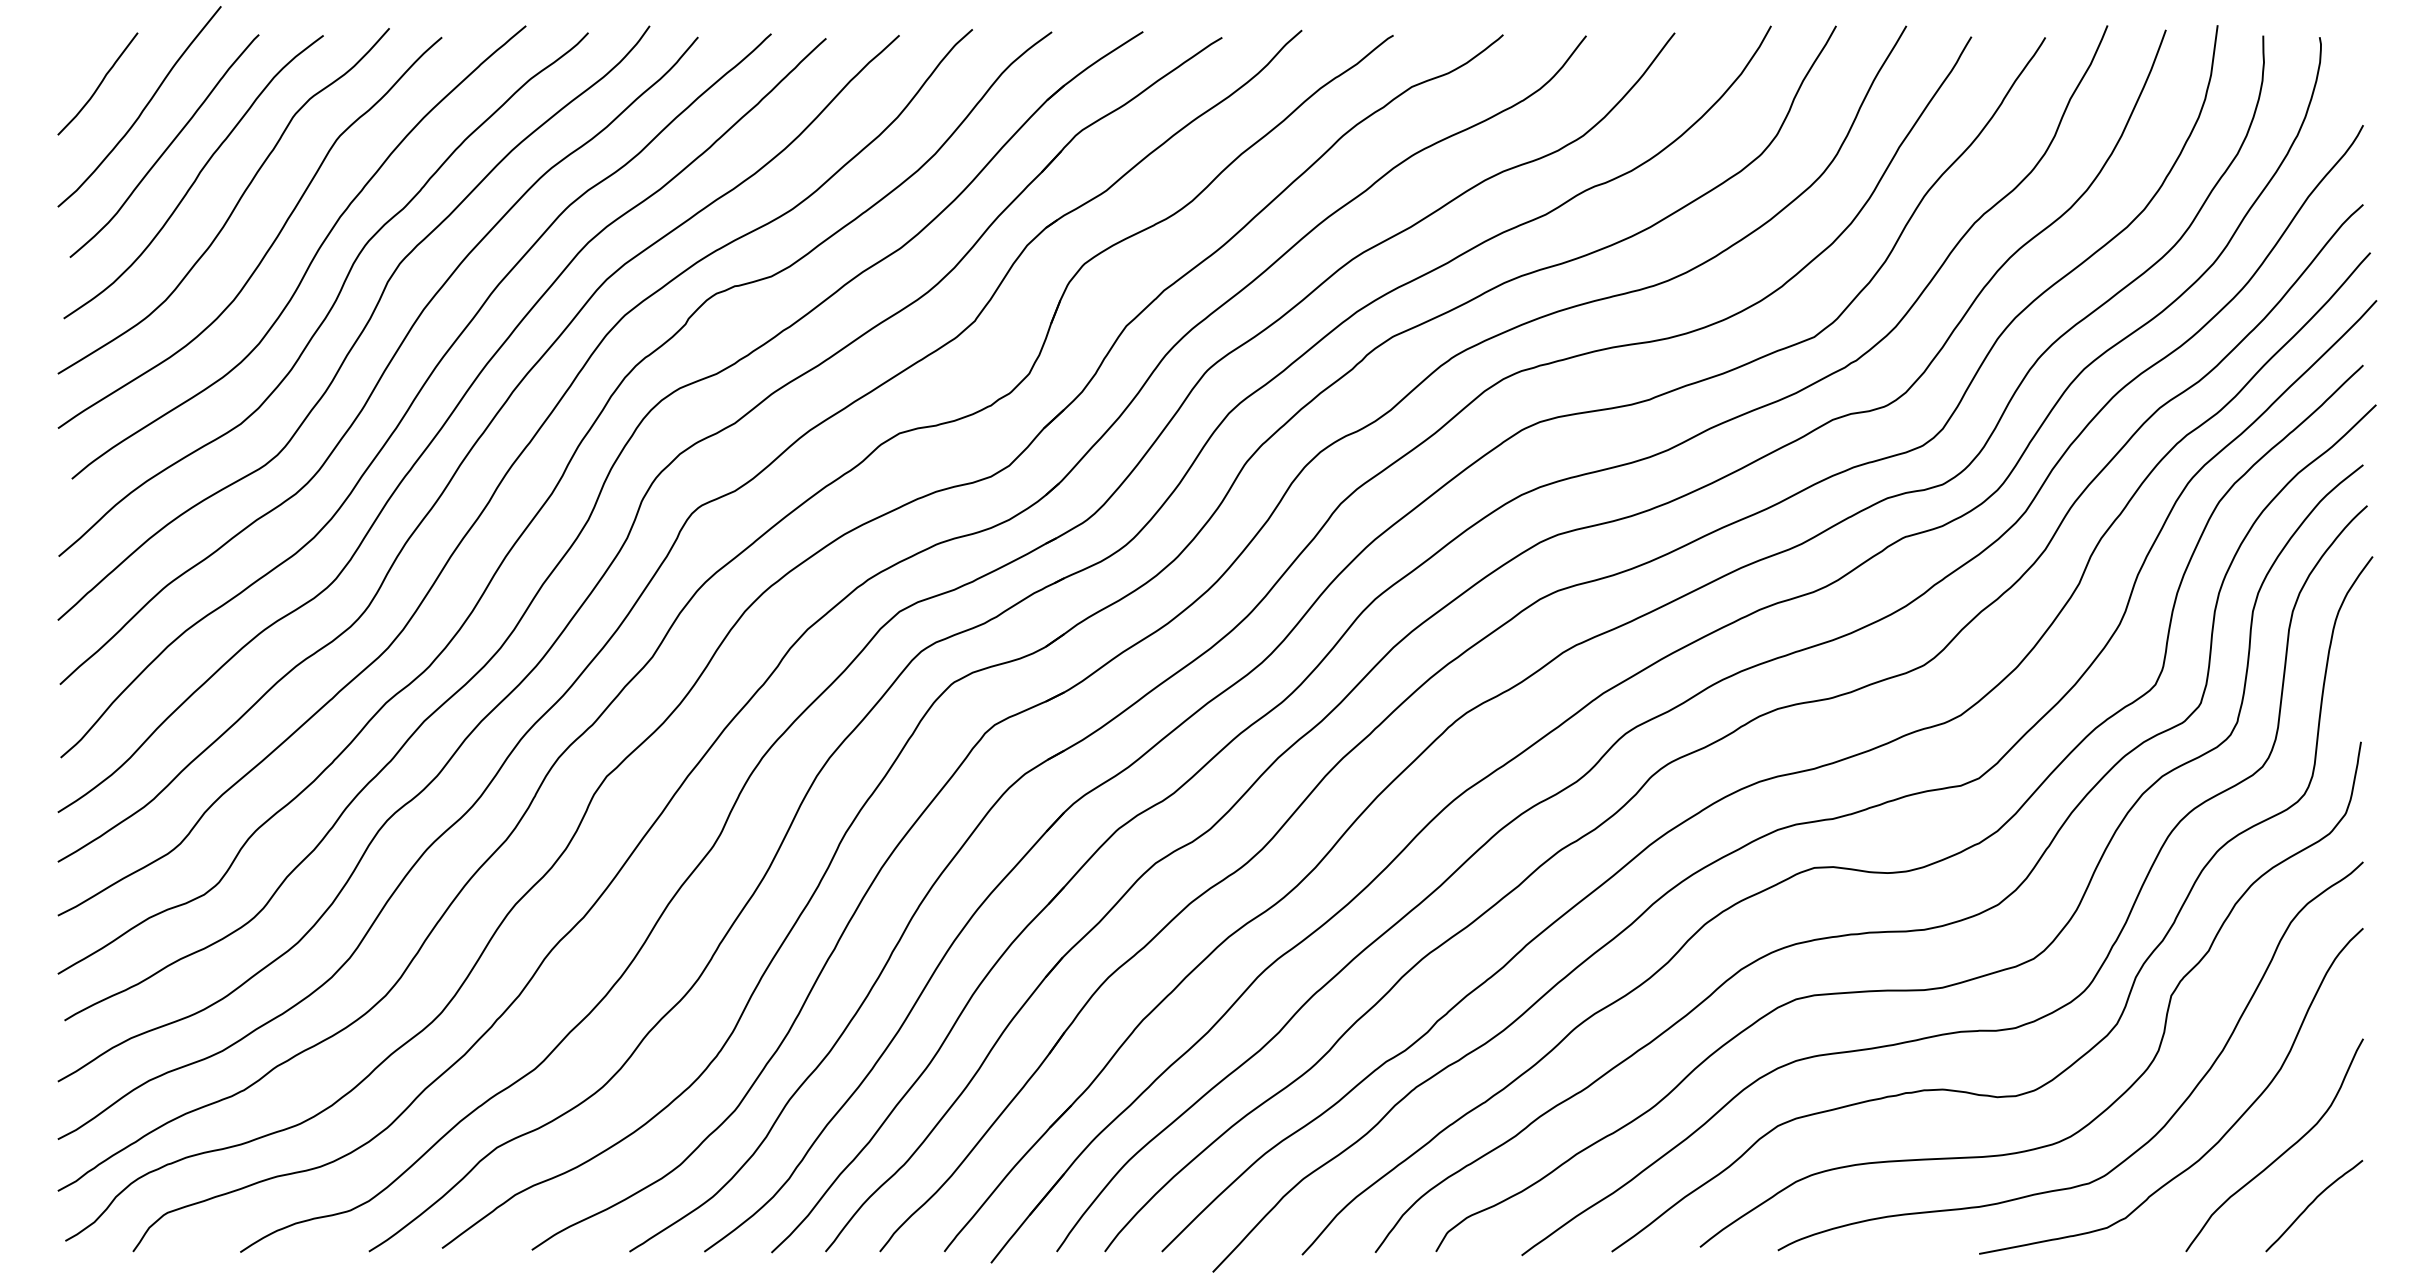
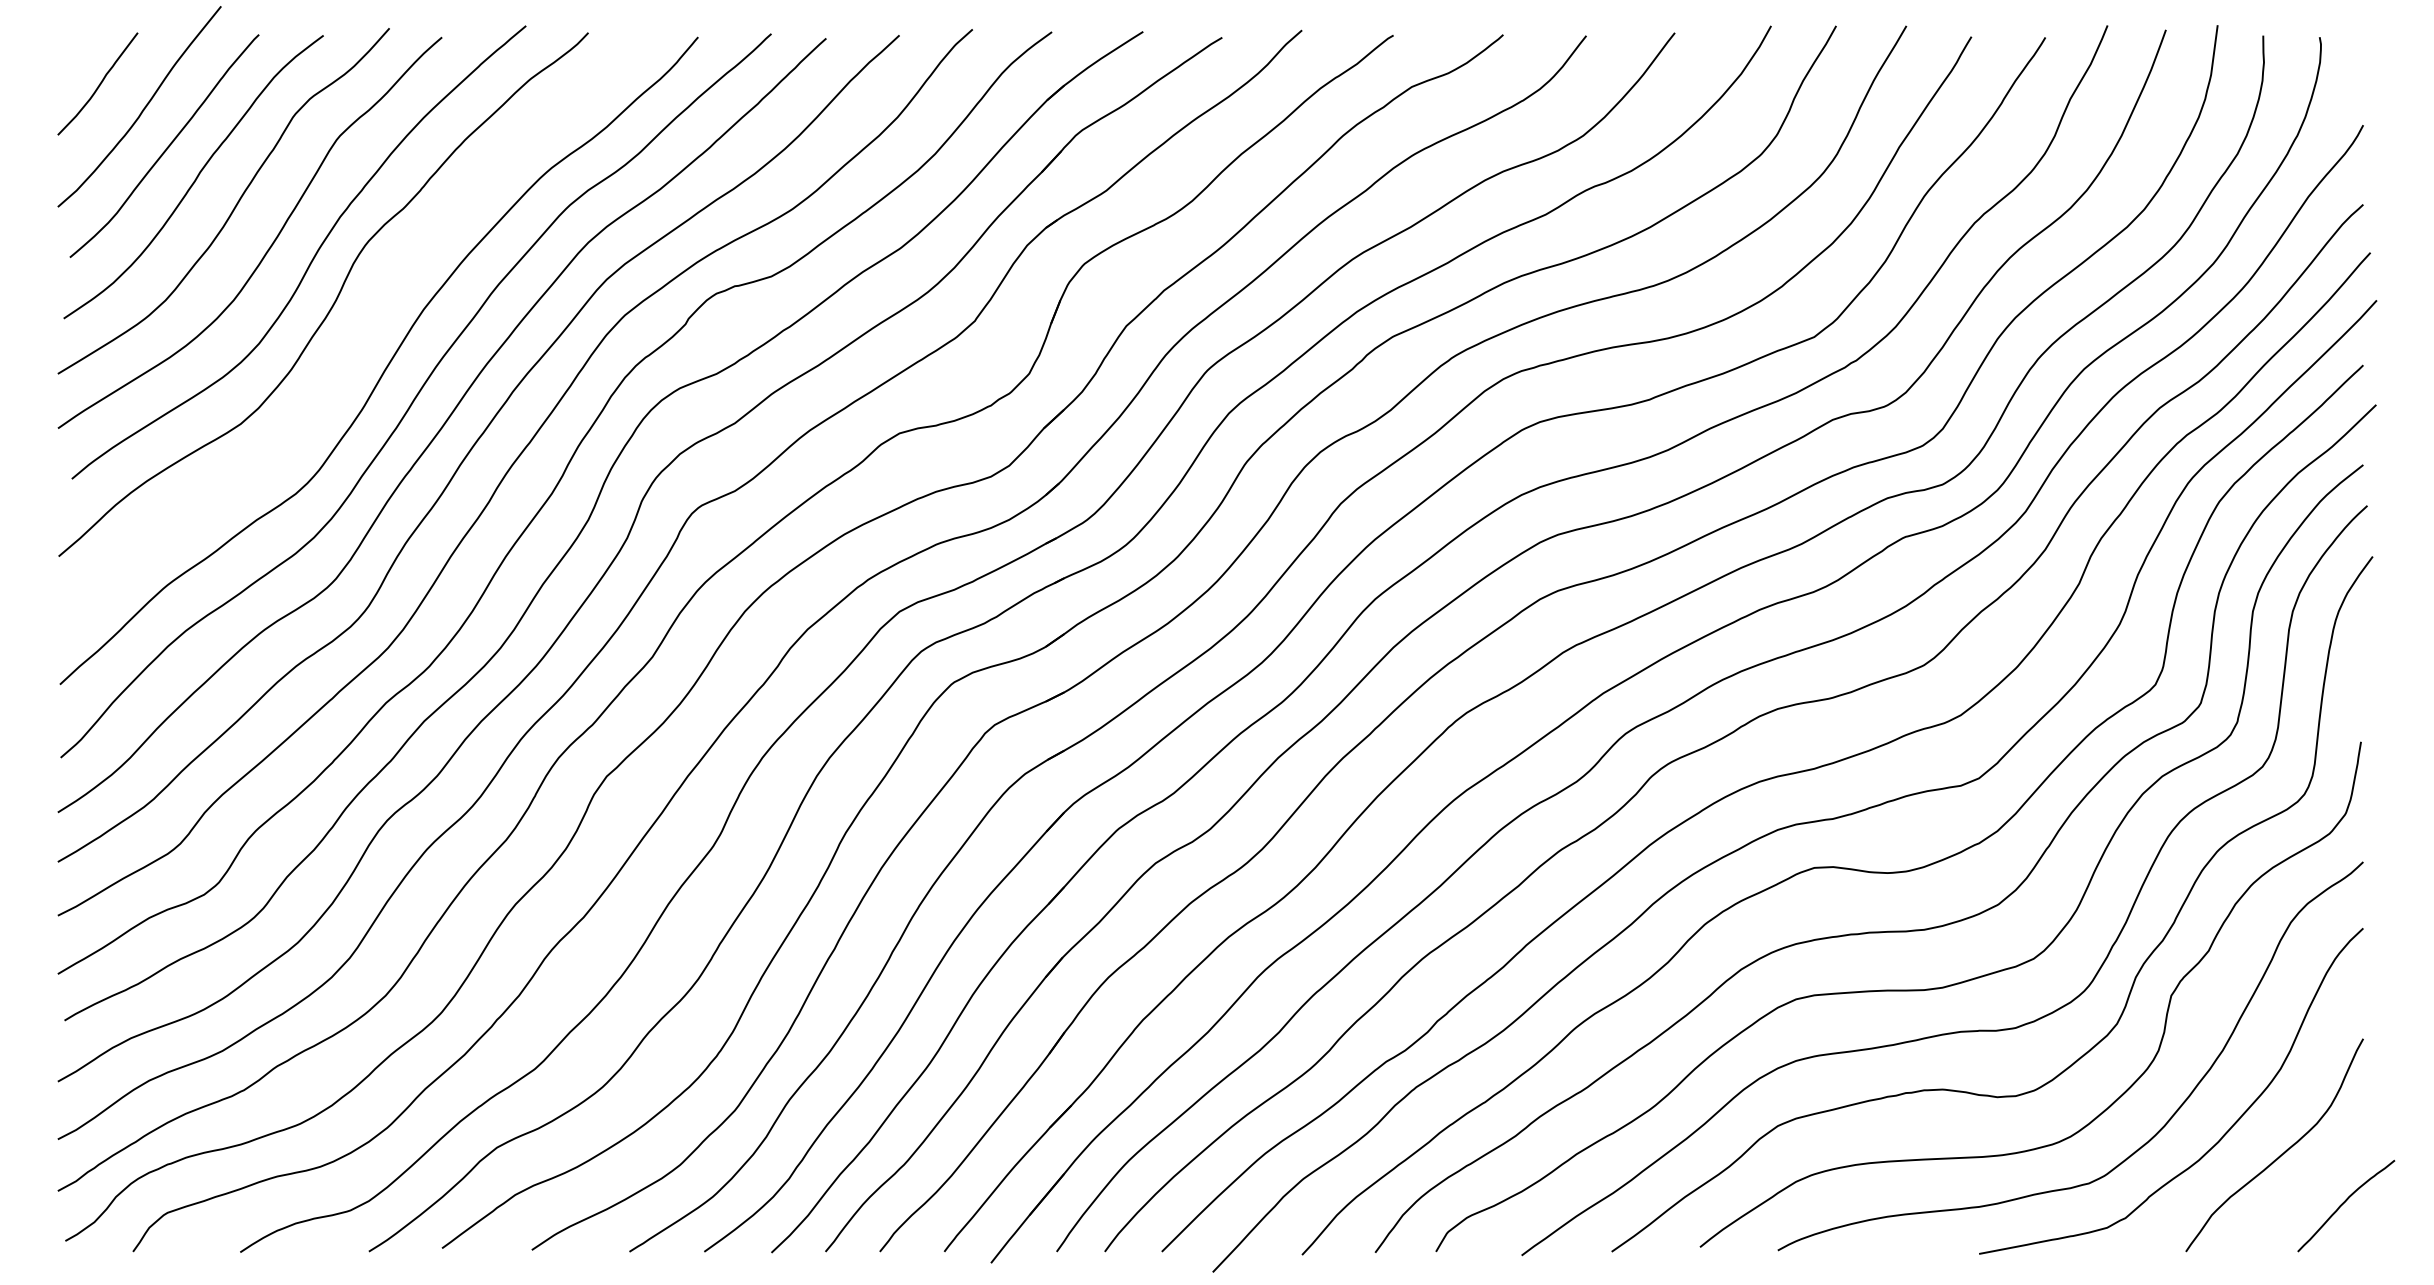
curve: present -> none (363, 327)
curve position: (2312, 1203) -> (2344, 1203) (2344, 1203)
